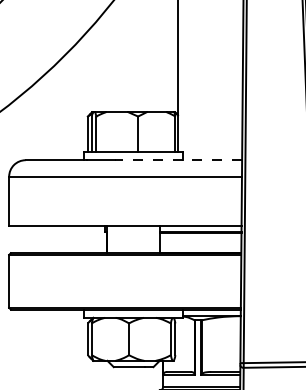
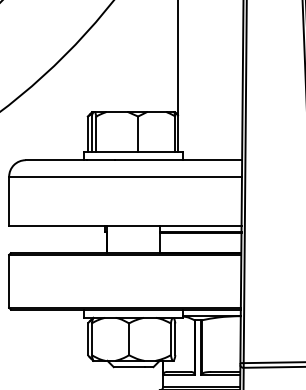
line: dashed -> solid (178, 160)
